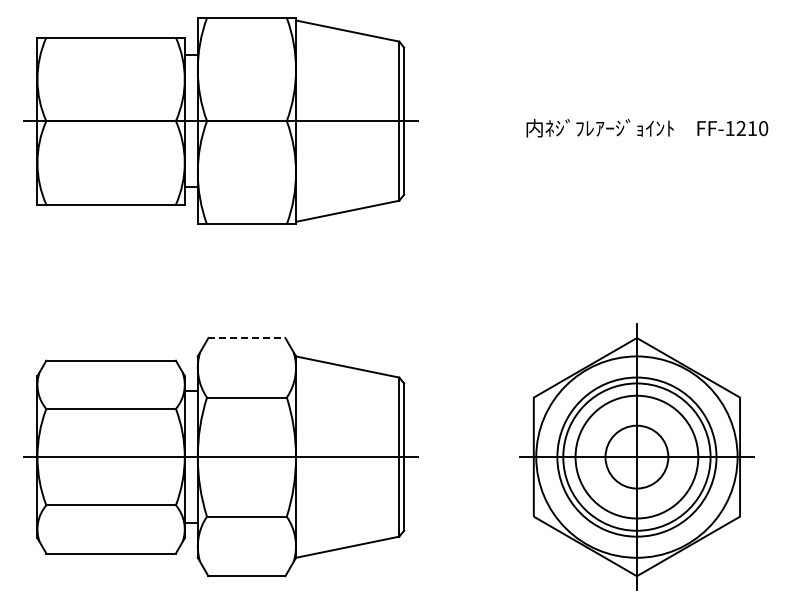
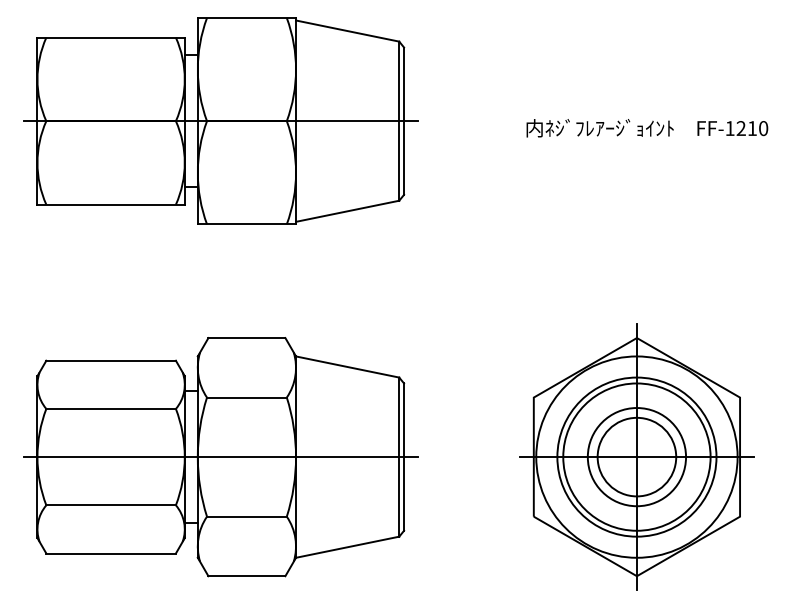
line: dashed -> solid (247, 338)
circle diameter: 123 px -> 98 px (636, 457)
circle diameter: 63 px -> 79 px (636, 456)
